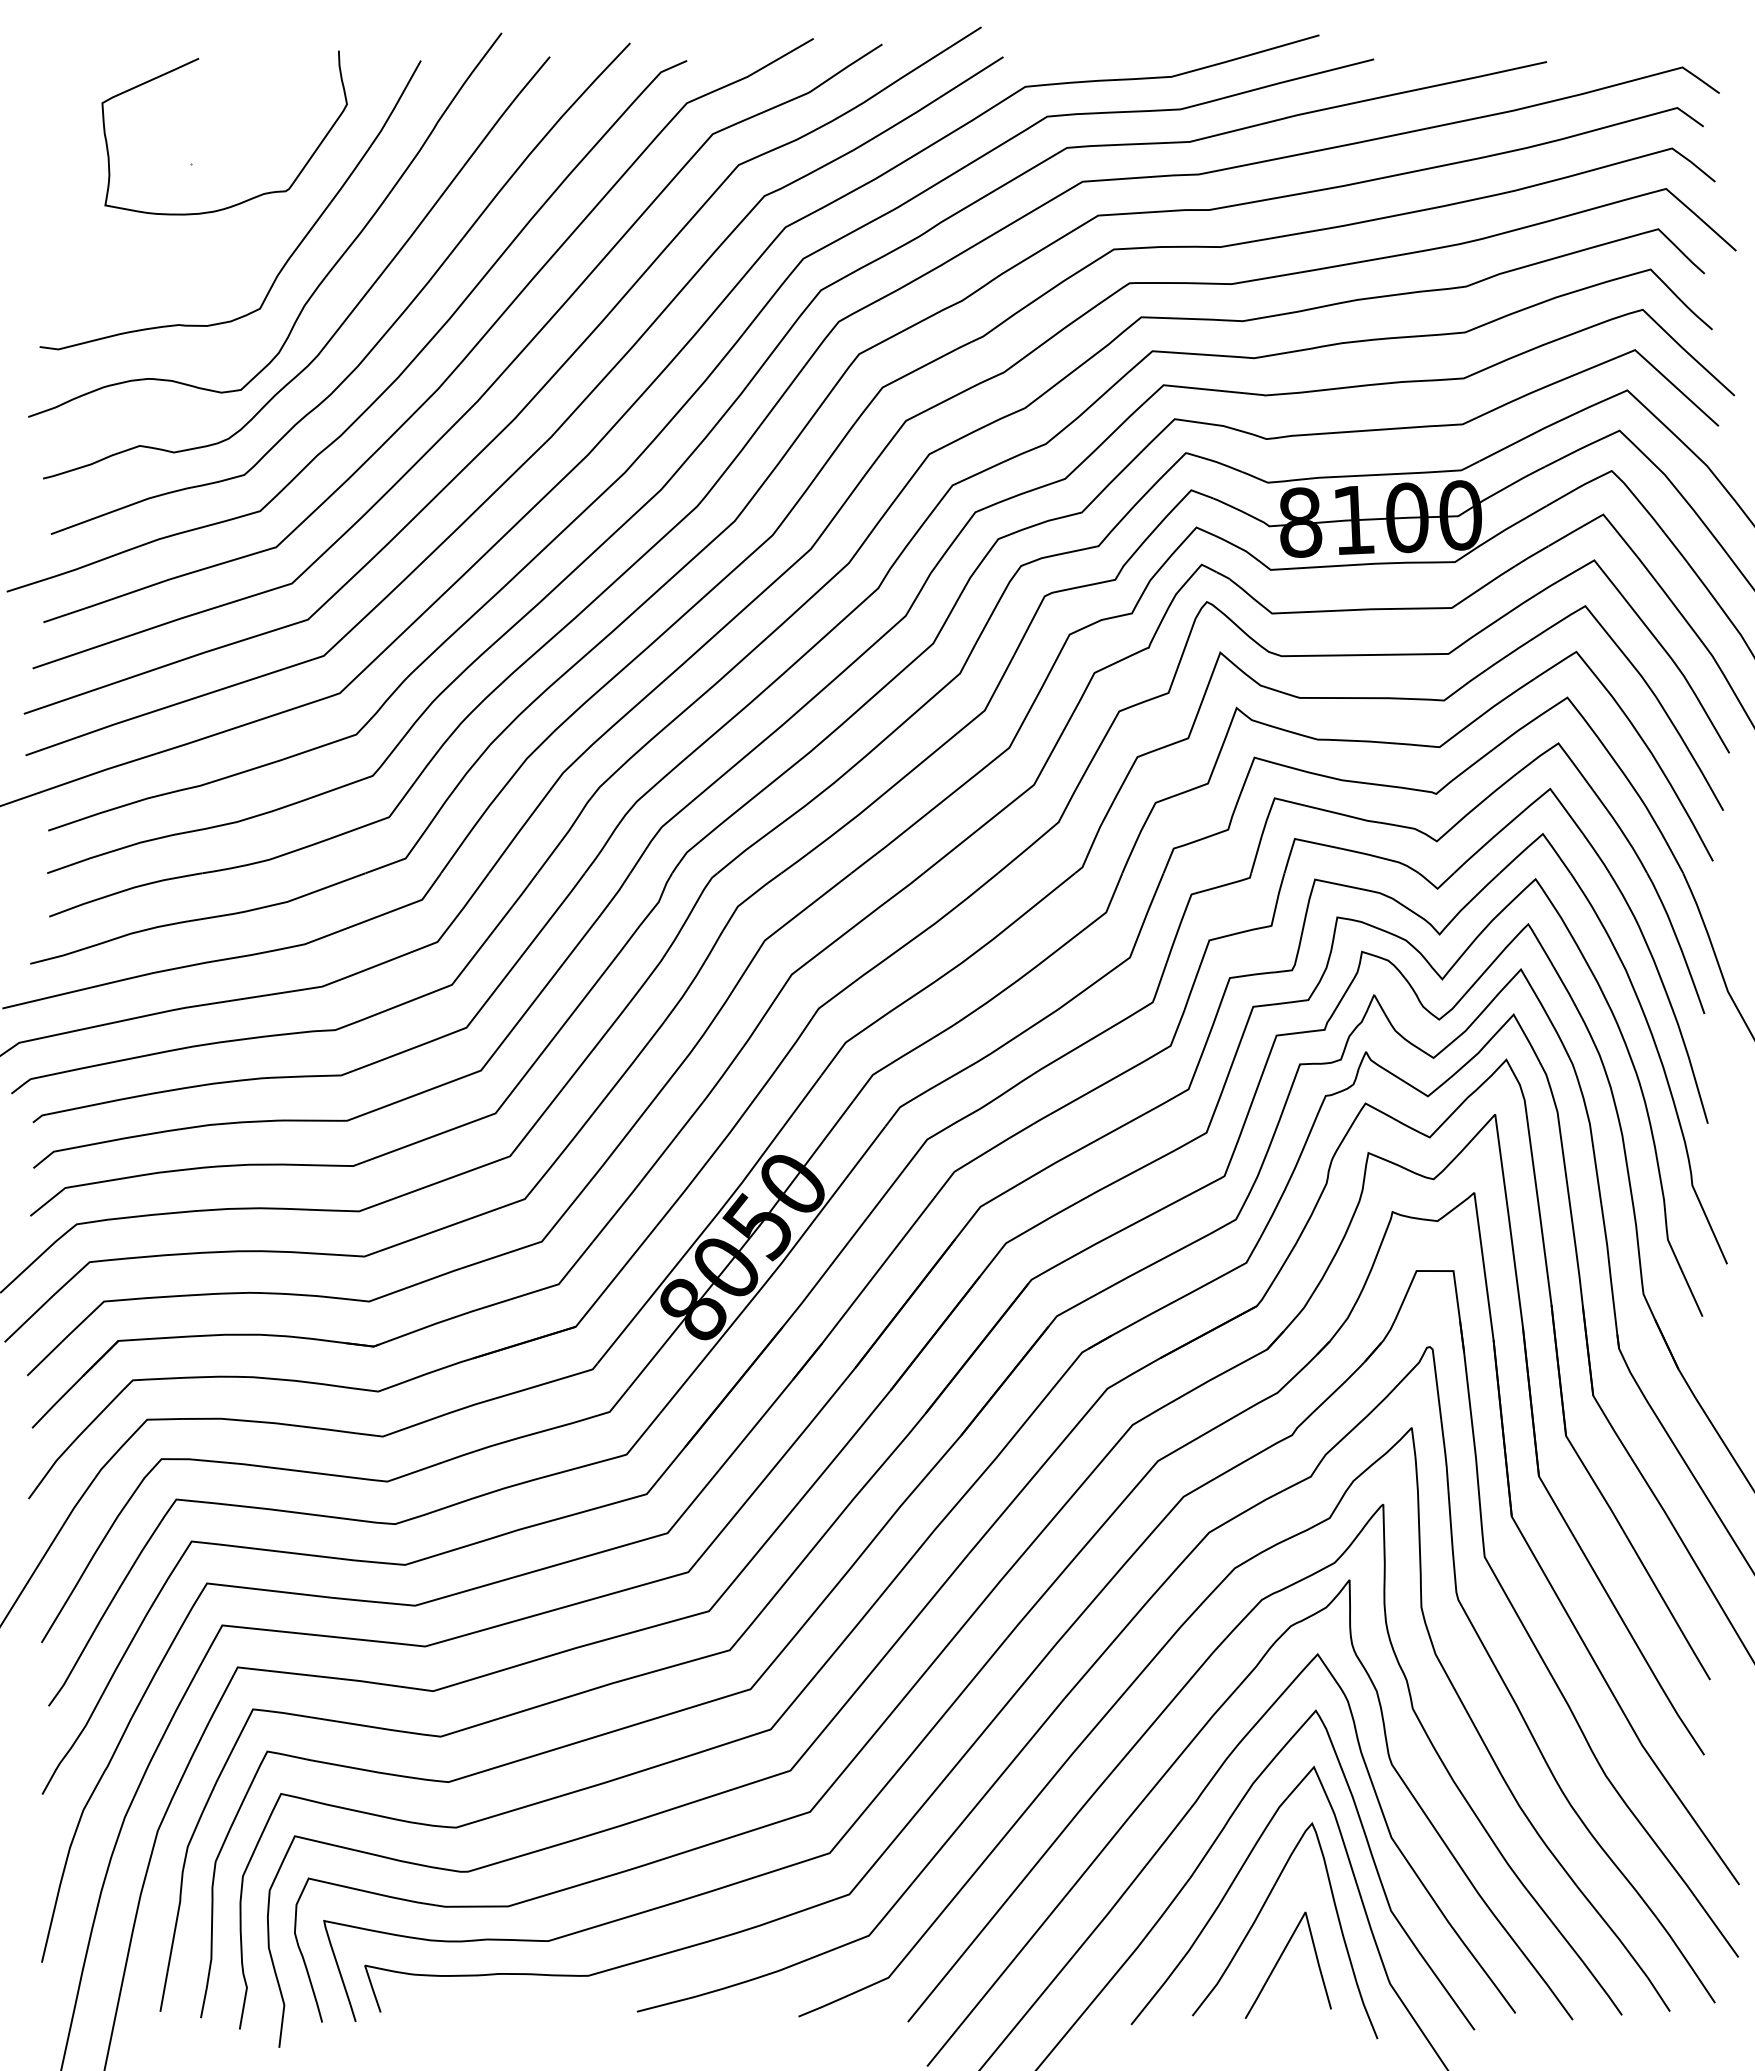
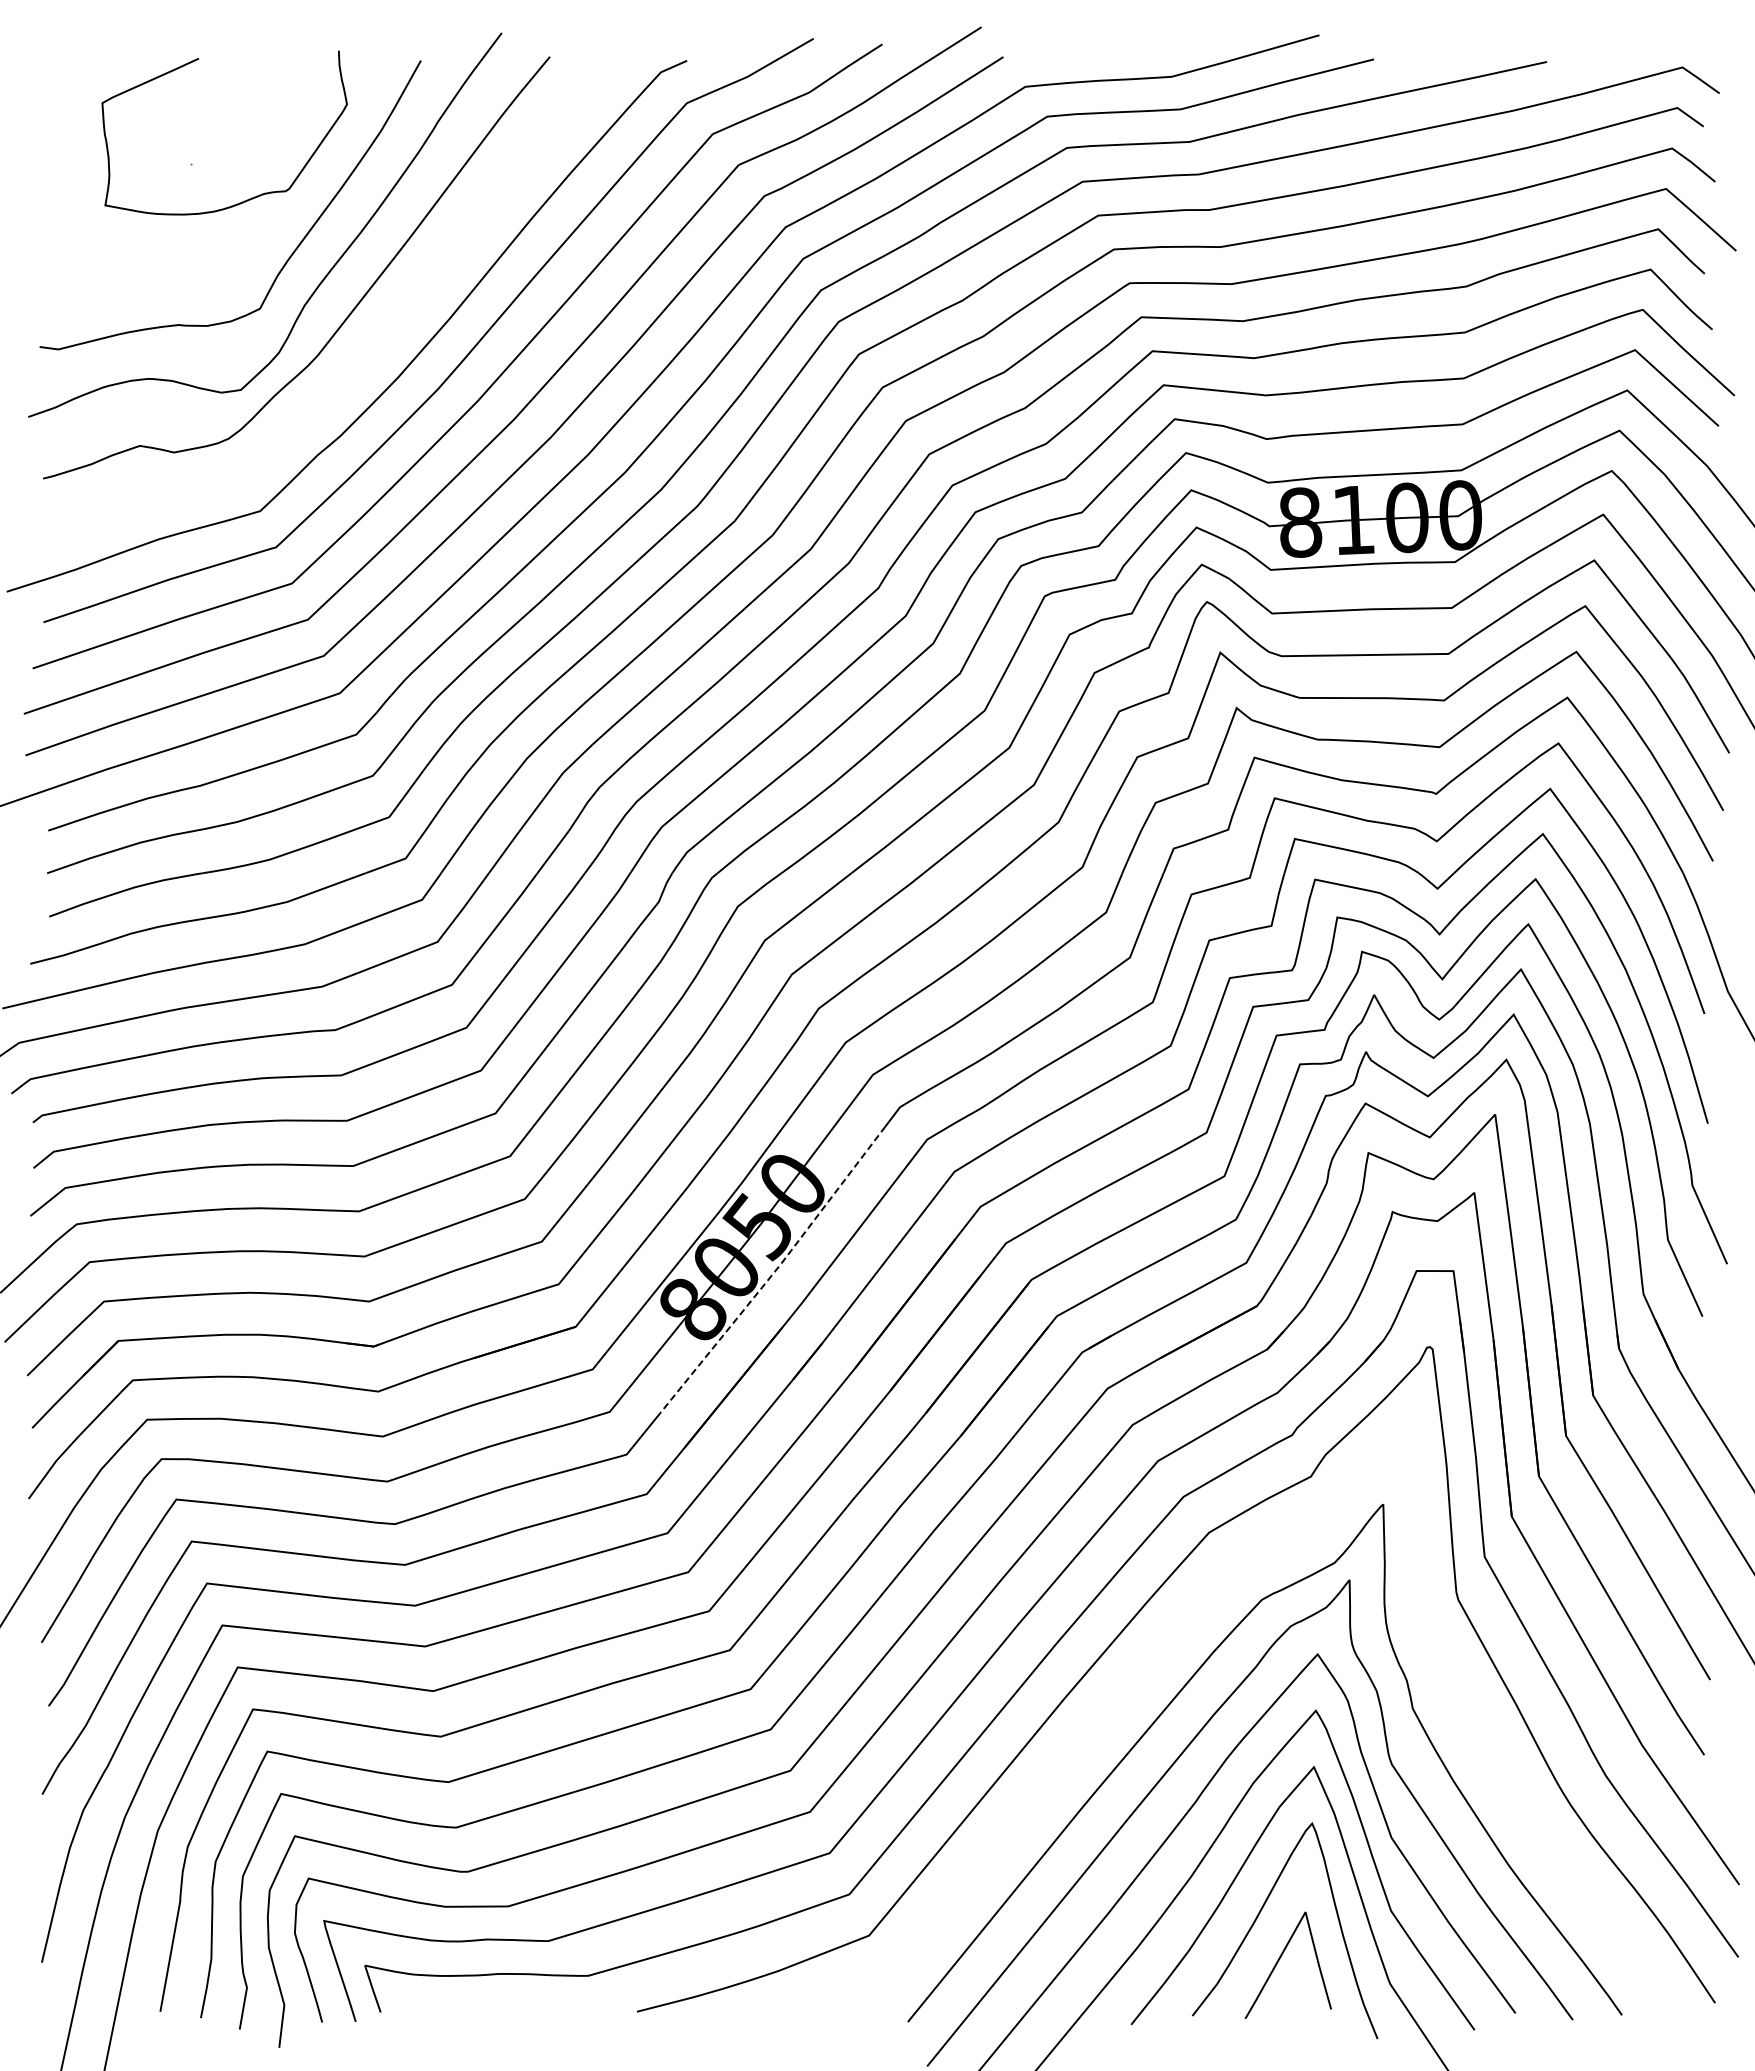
curve: present -> none (386, 330)
line: solid -> dashed (774, 1271)
curve: present -> none (1155, 1658)
